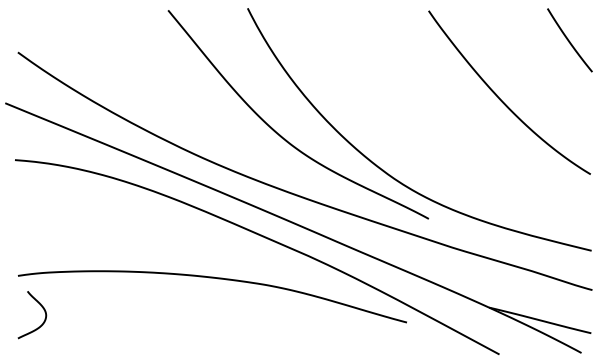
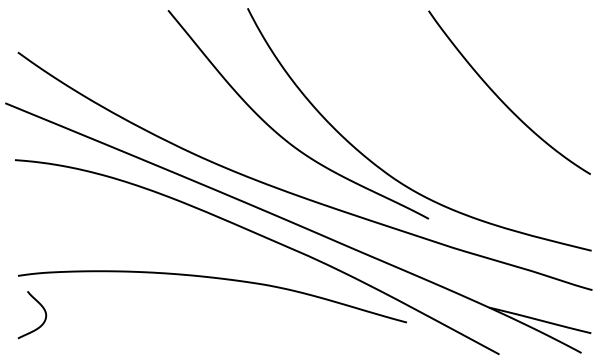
curve: present -> none (569, 40)
